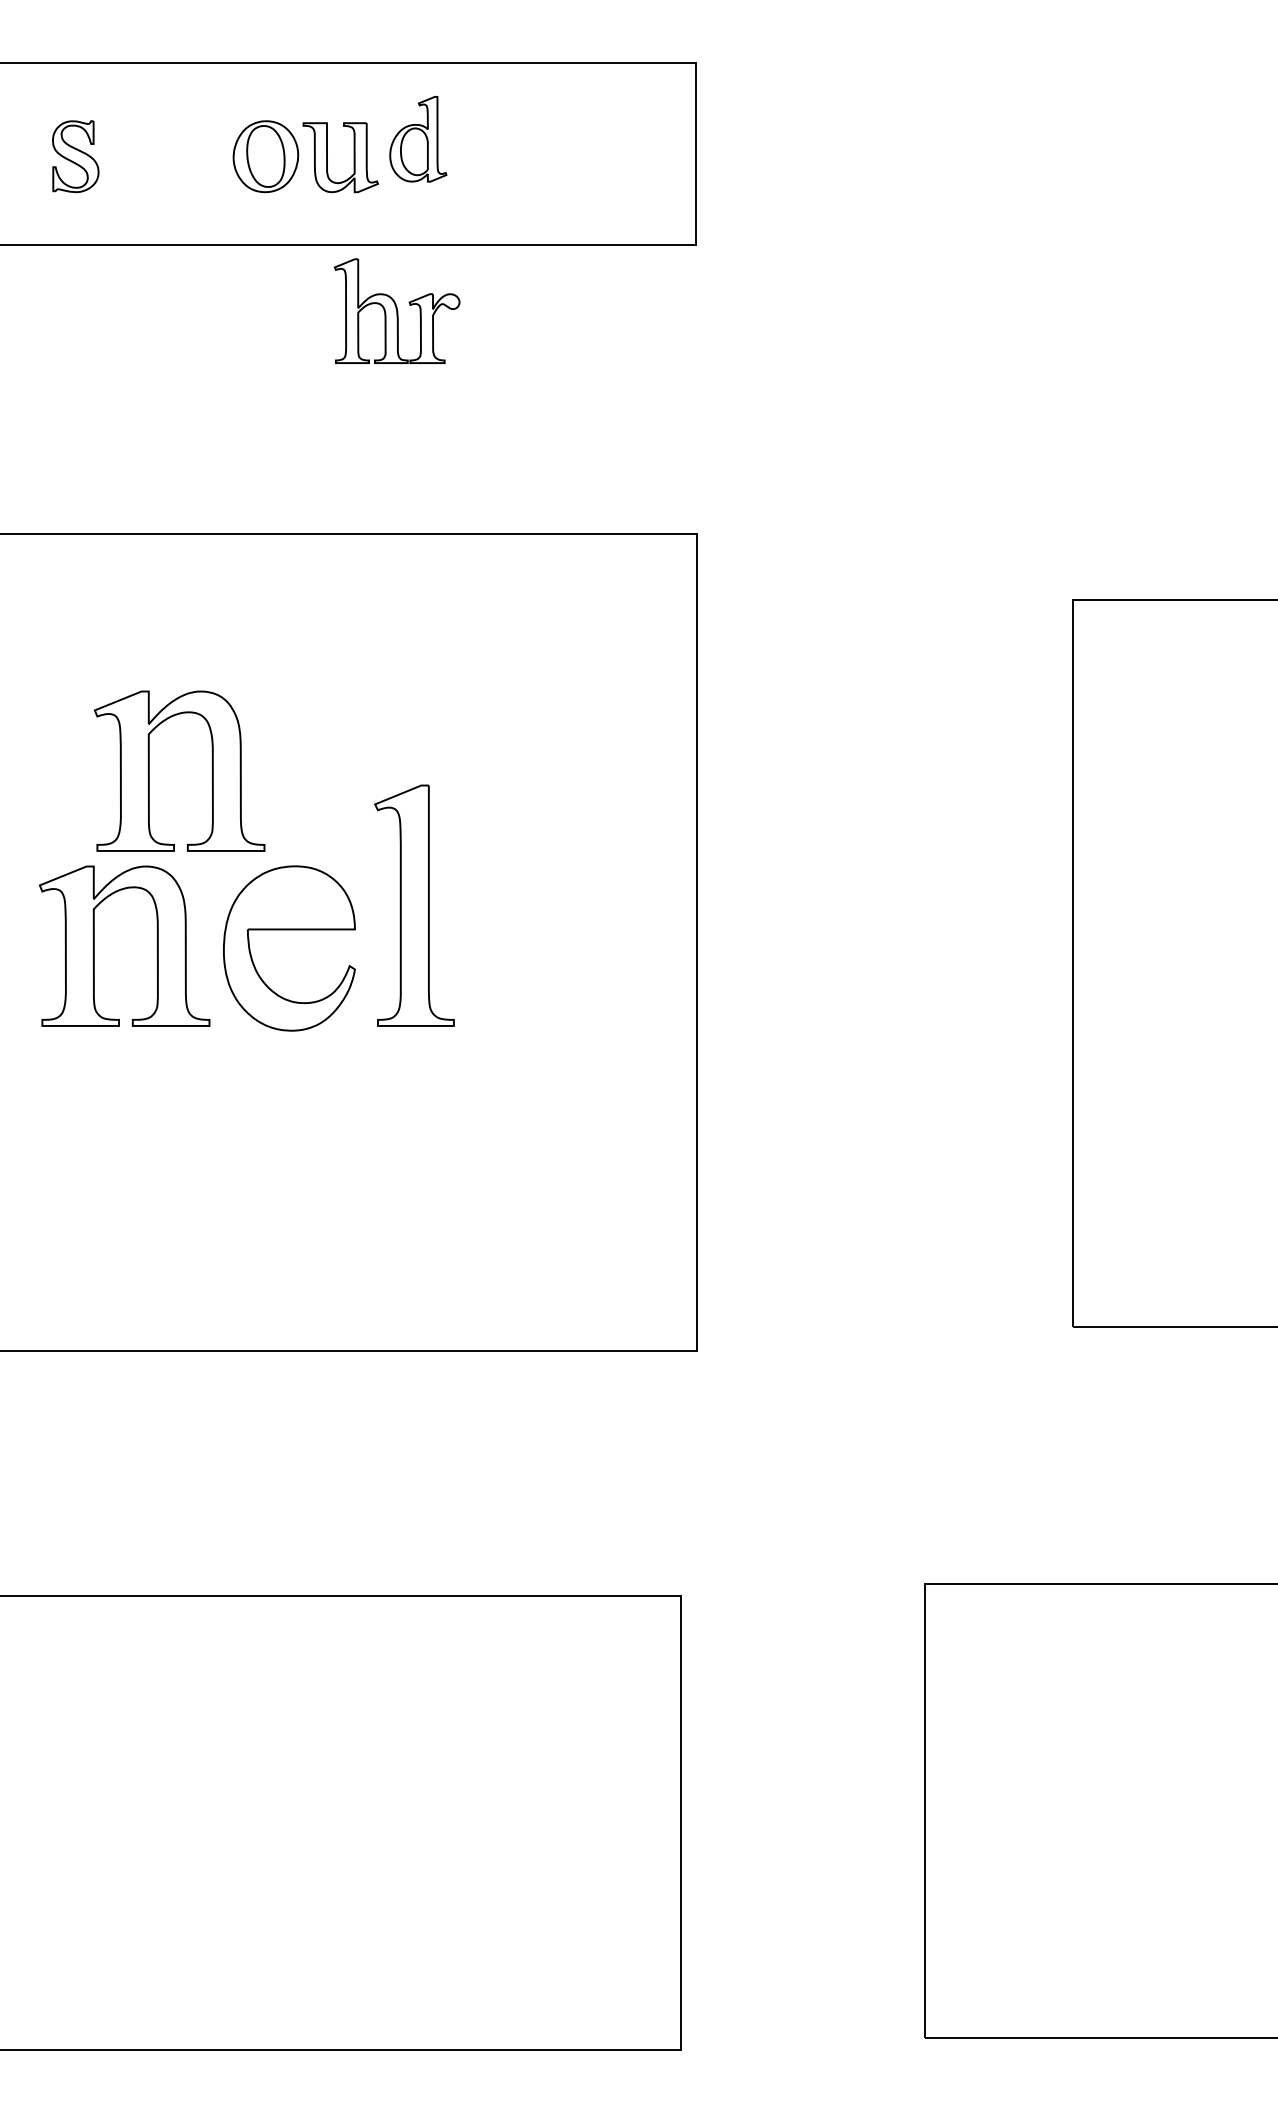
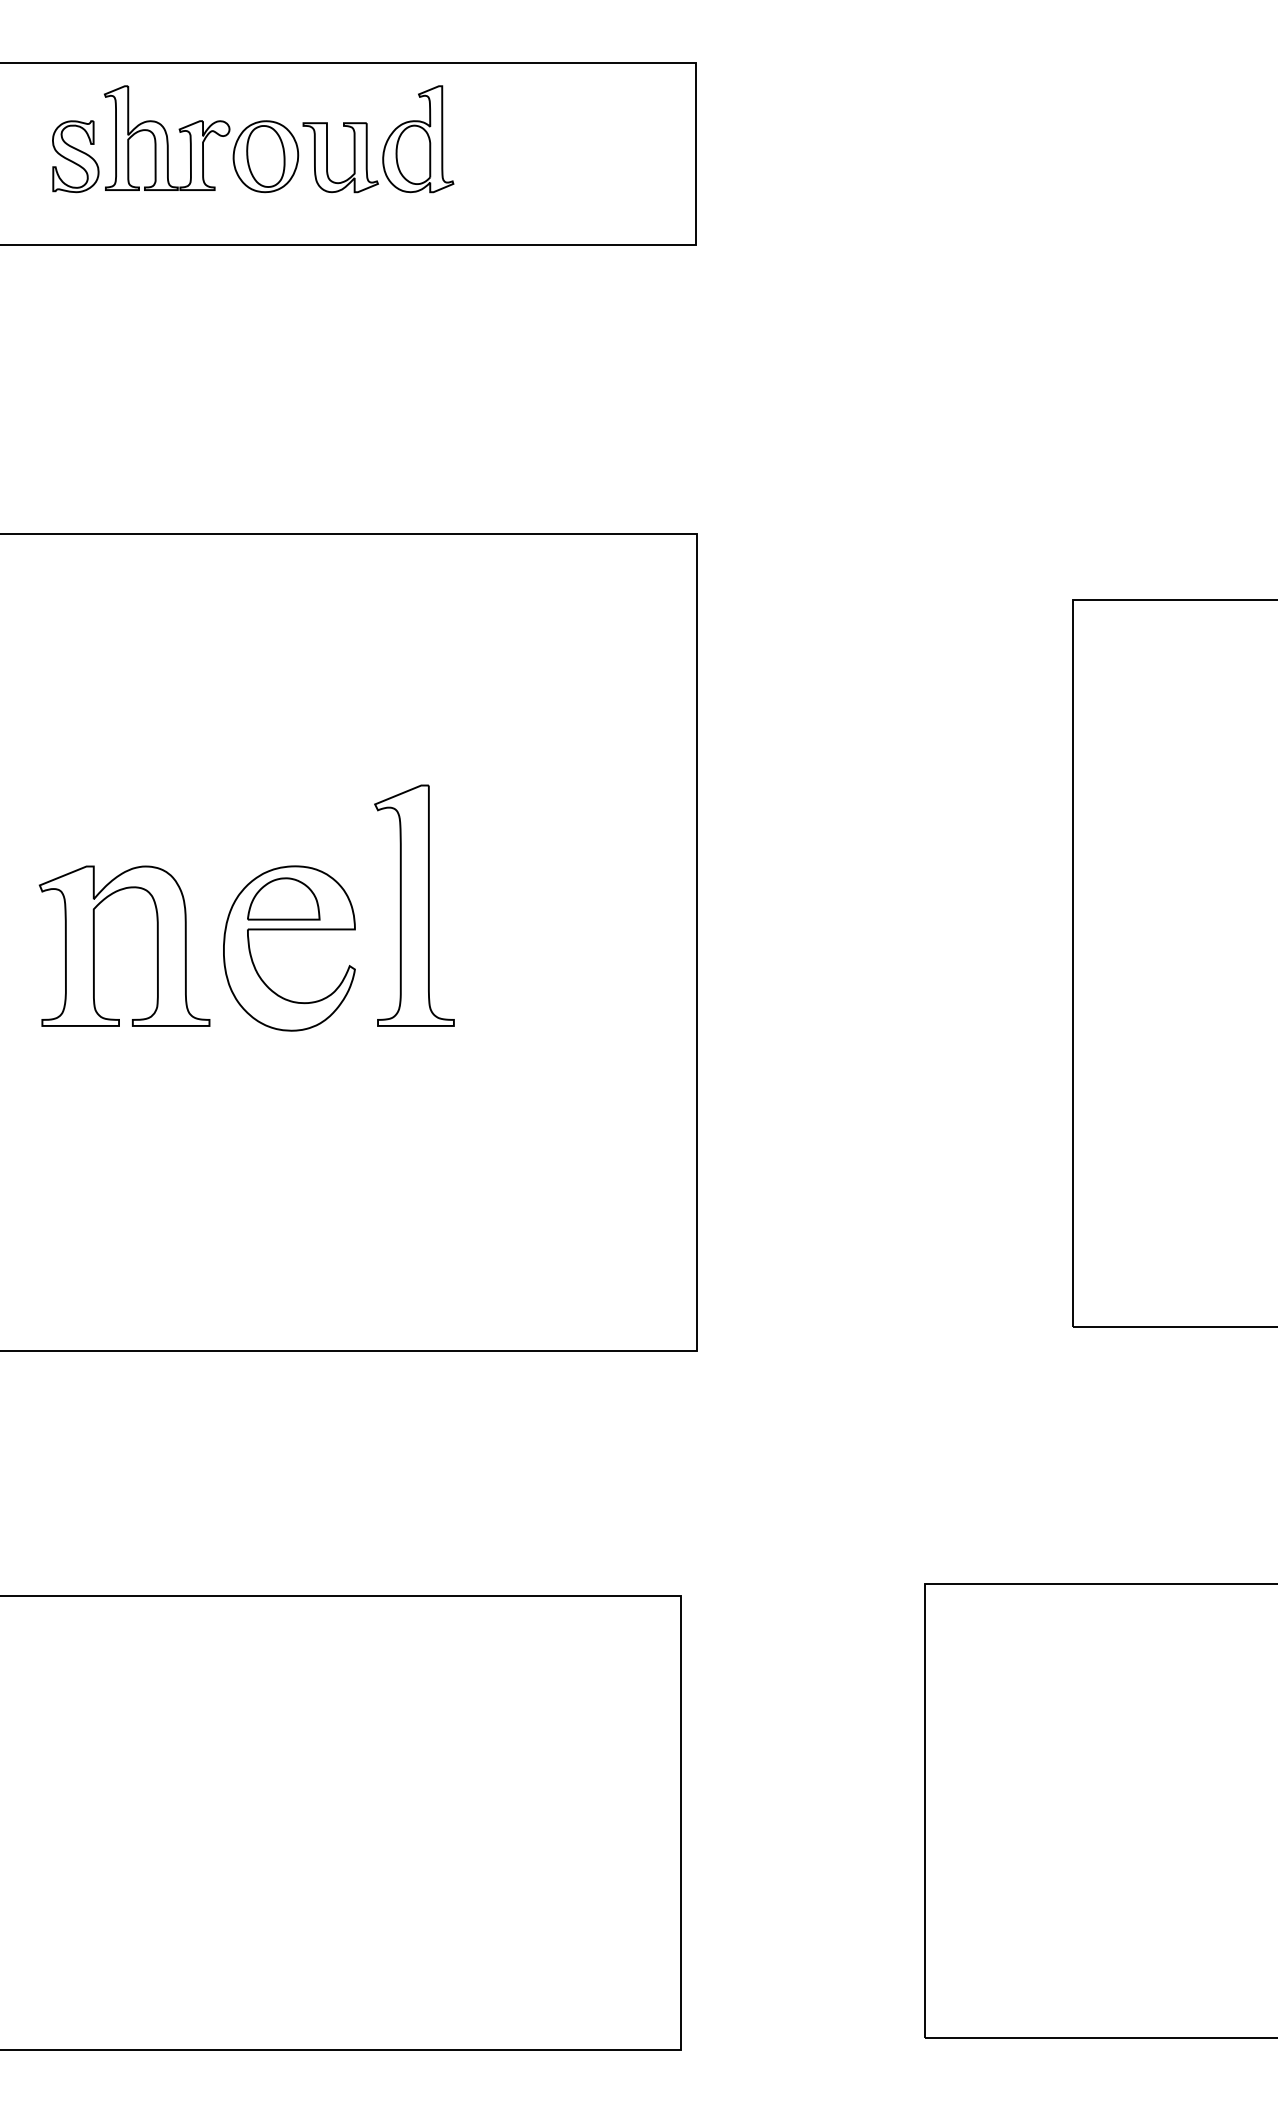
part size: 59x87 px -> 73x109 px (418, 139)
part position: (396, 310) -> (166, 137) (166, 137)
part: present -> none (149, 770)
part: none -> present (283, 898)
